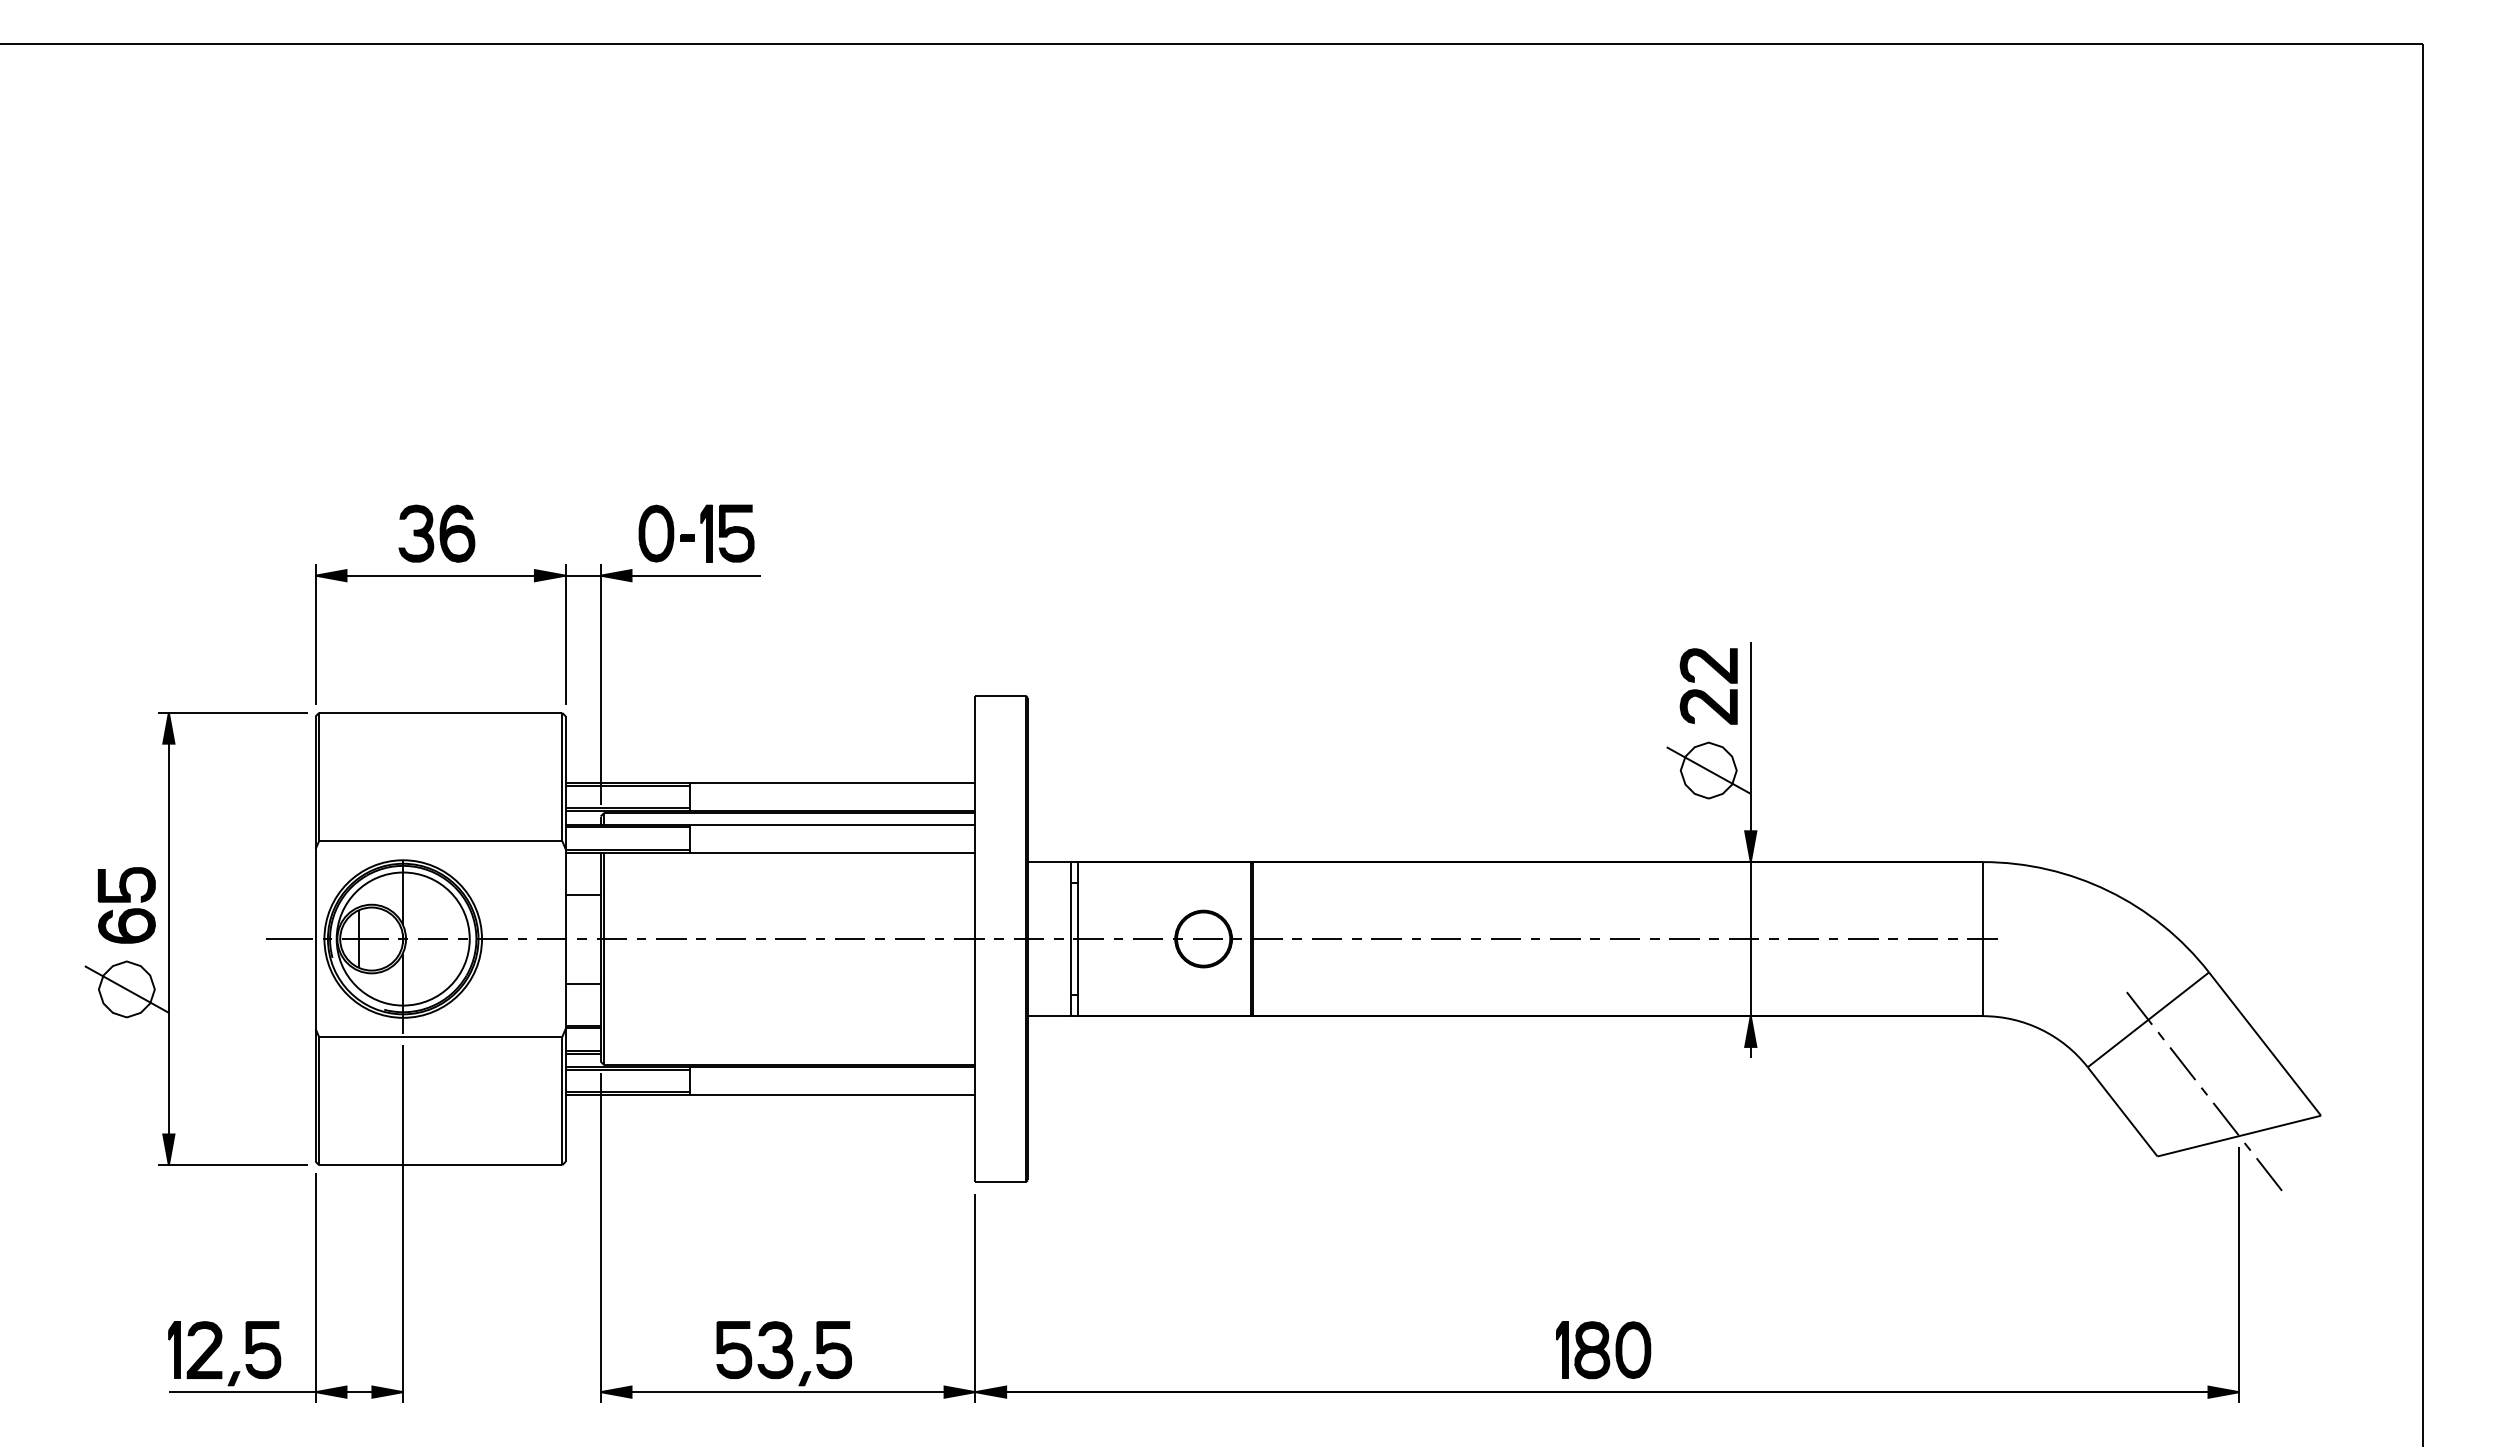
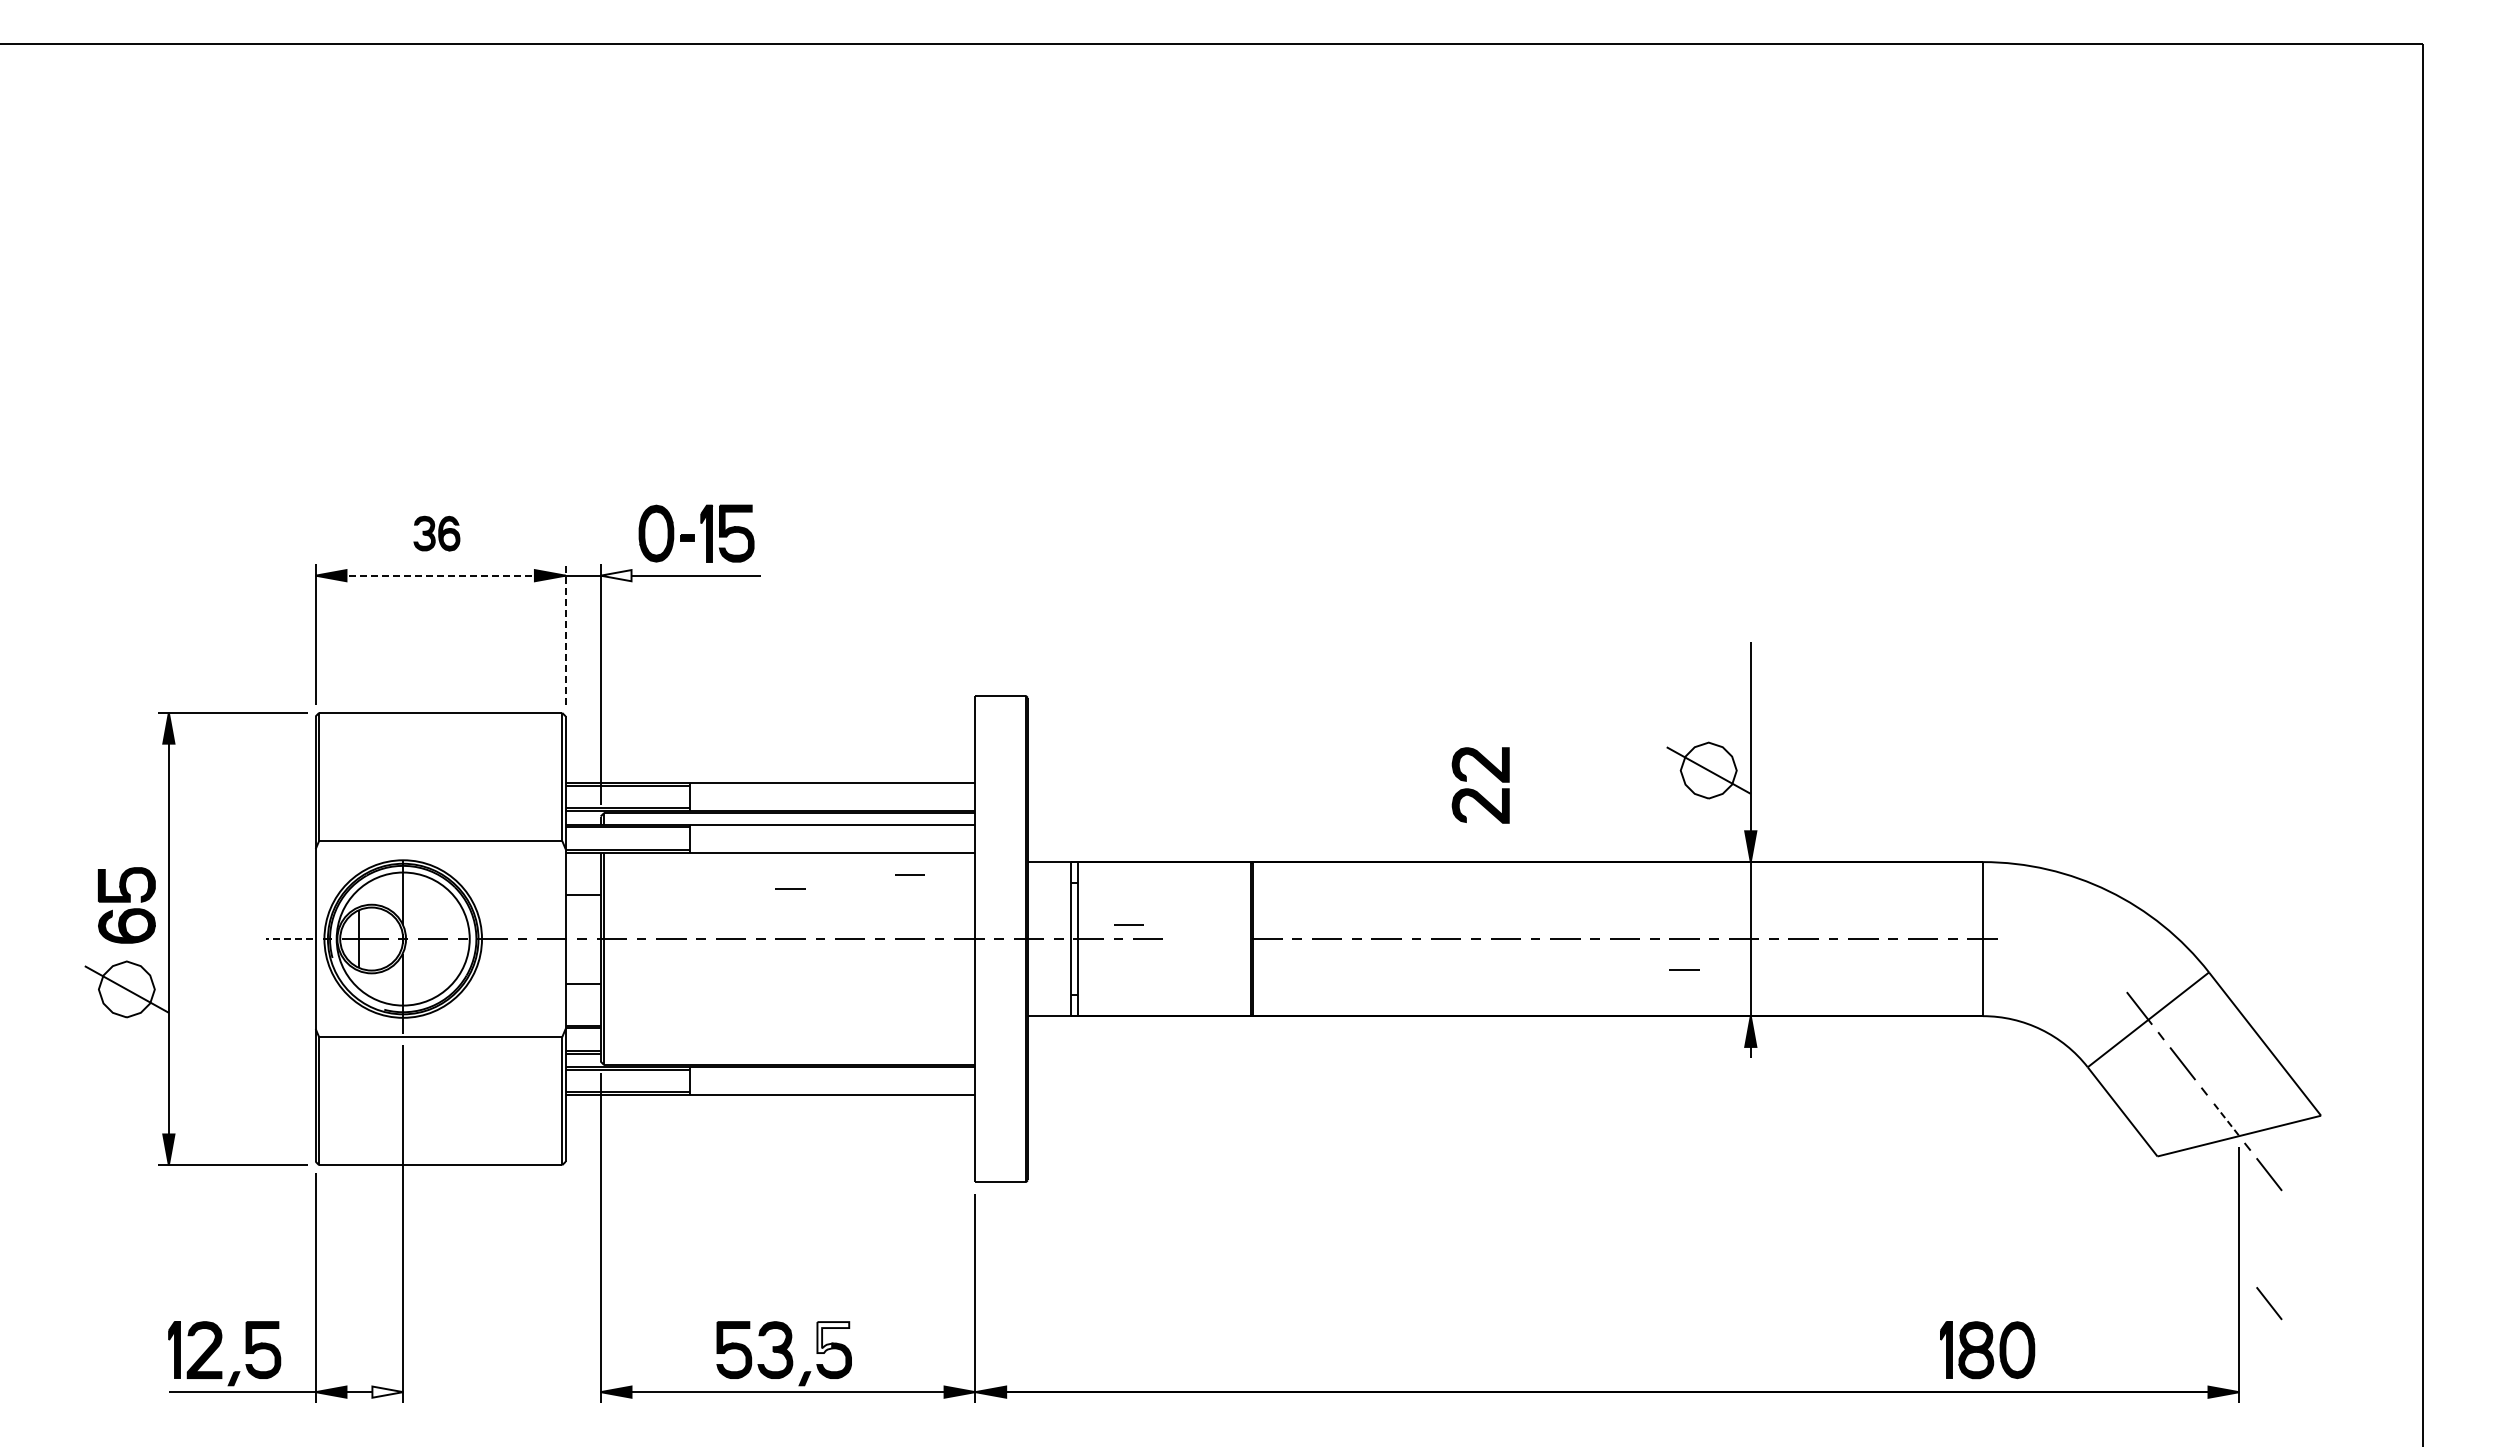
part size: 78x59 px -> 48x37 px (436, 533)
line: solid -> dashed (425, 575)
fill: present -> none (615, 575)
line: solid -> dashed (565, 634)
part position: (1704, 691) -> (1476, 790) (1476, 790)
line: none -> present (909, 874)
line: none -> present (790, 888)
line: none -> present (1128, 924)
part: present -> none (1207, 938)
line: solid -> dashed (289, 939)
line: none -> present (1684, 969)
line: solid -> dashed (2226, 1119)
line: none -> present (2269, 1303)
fill: present -> none (833, 1337)
part position: (1603, 1350) -> (1987, 1350) (1987, 1350)
fill: present -> none (387, 1391)
